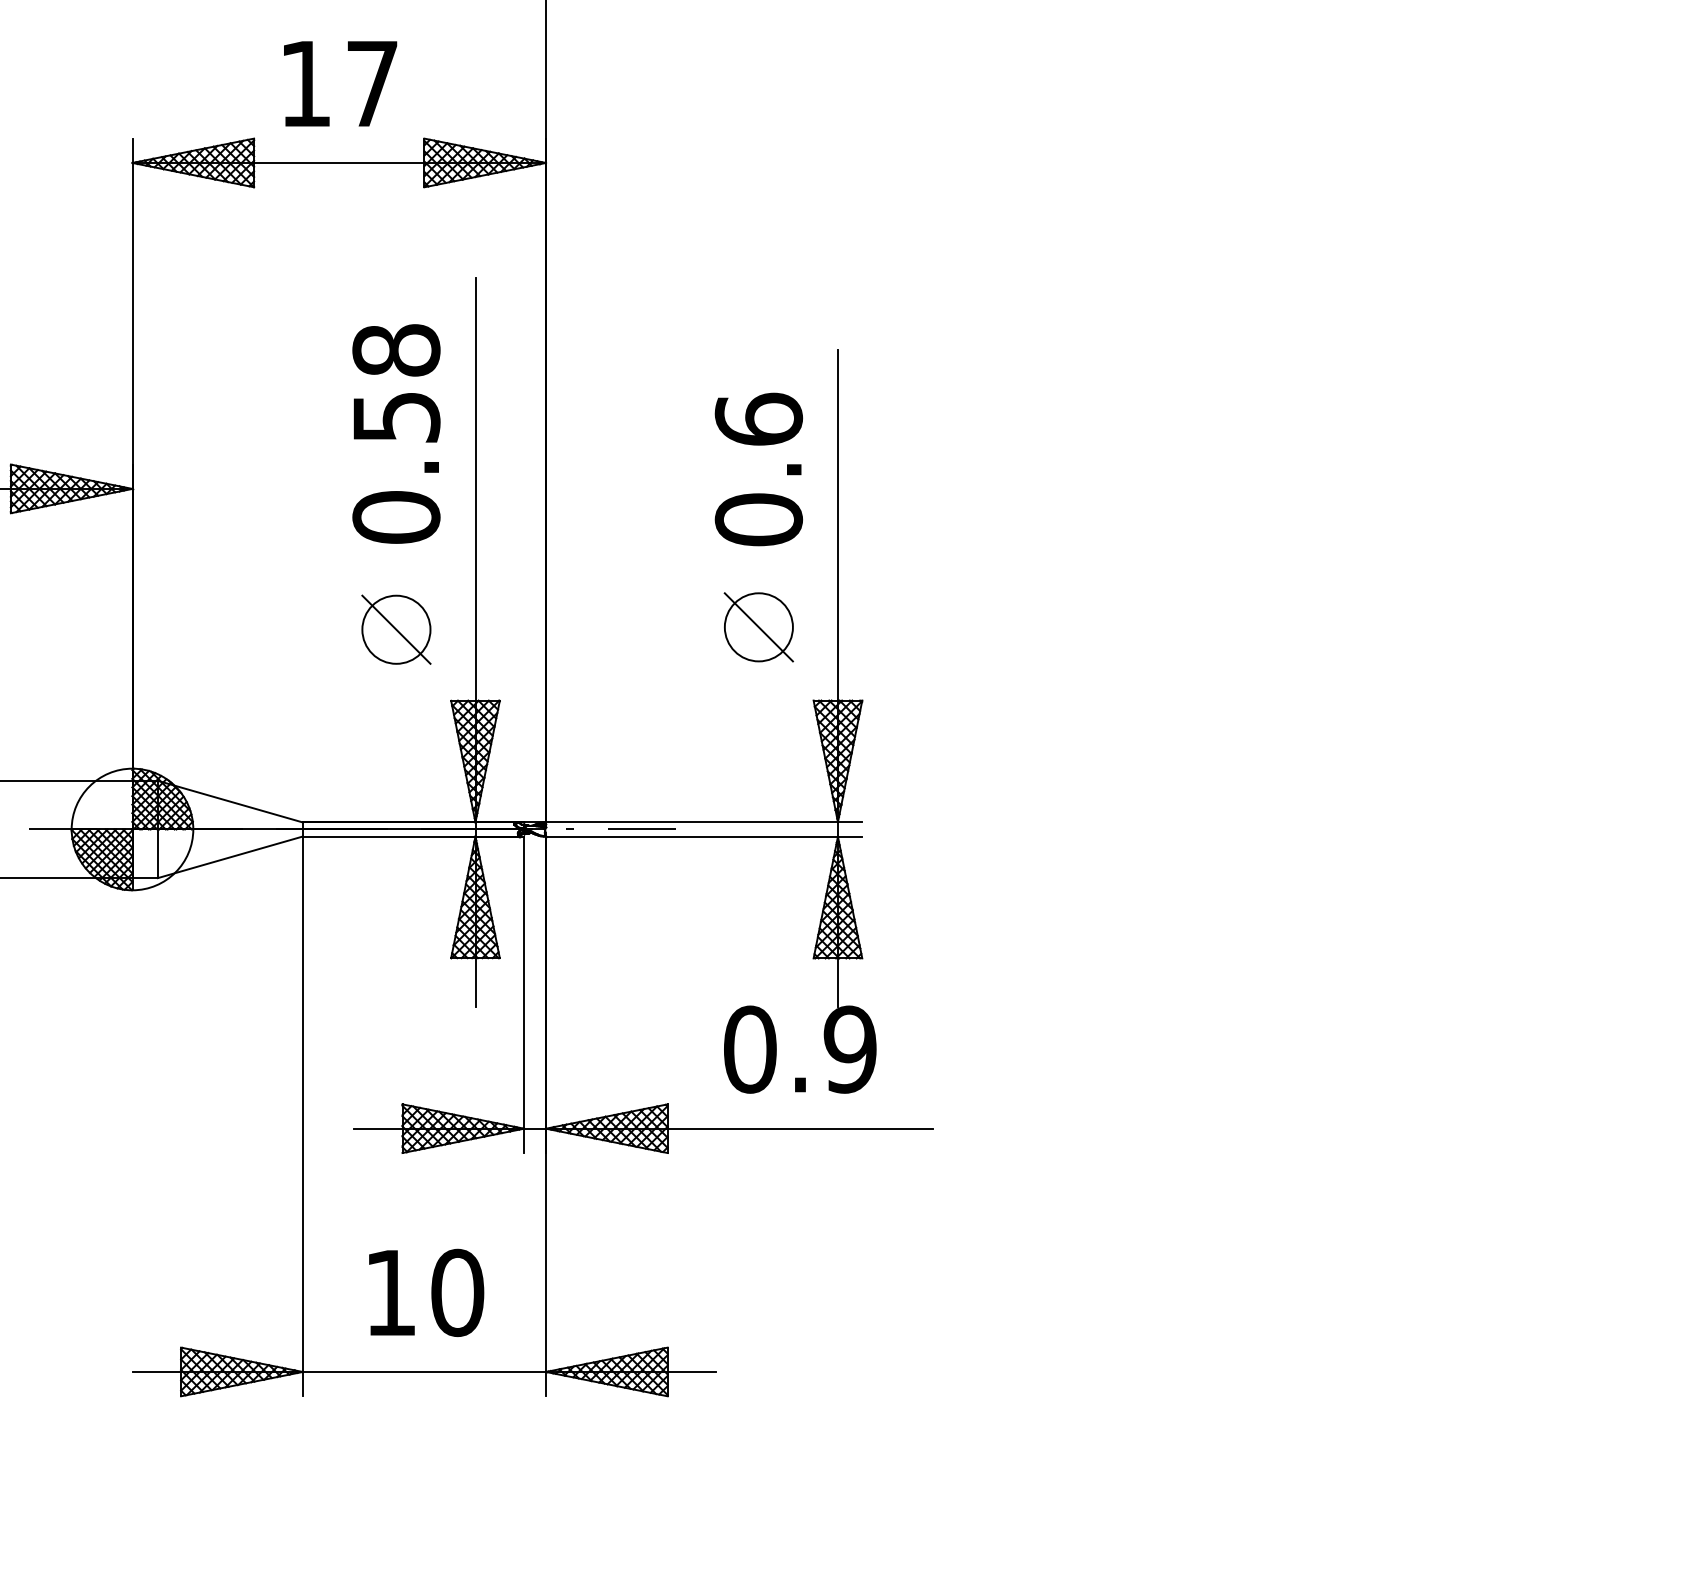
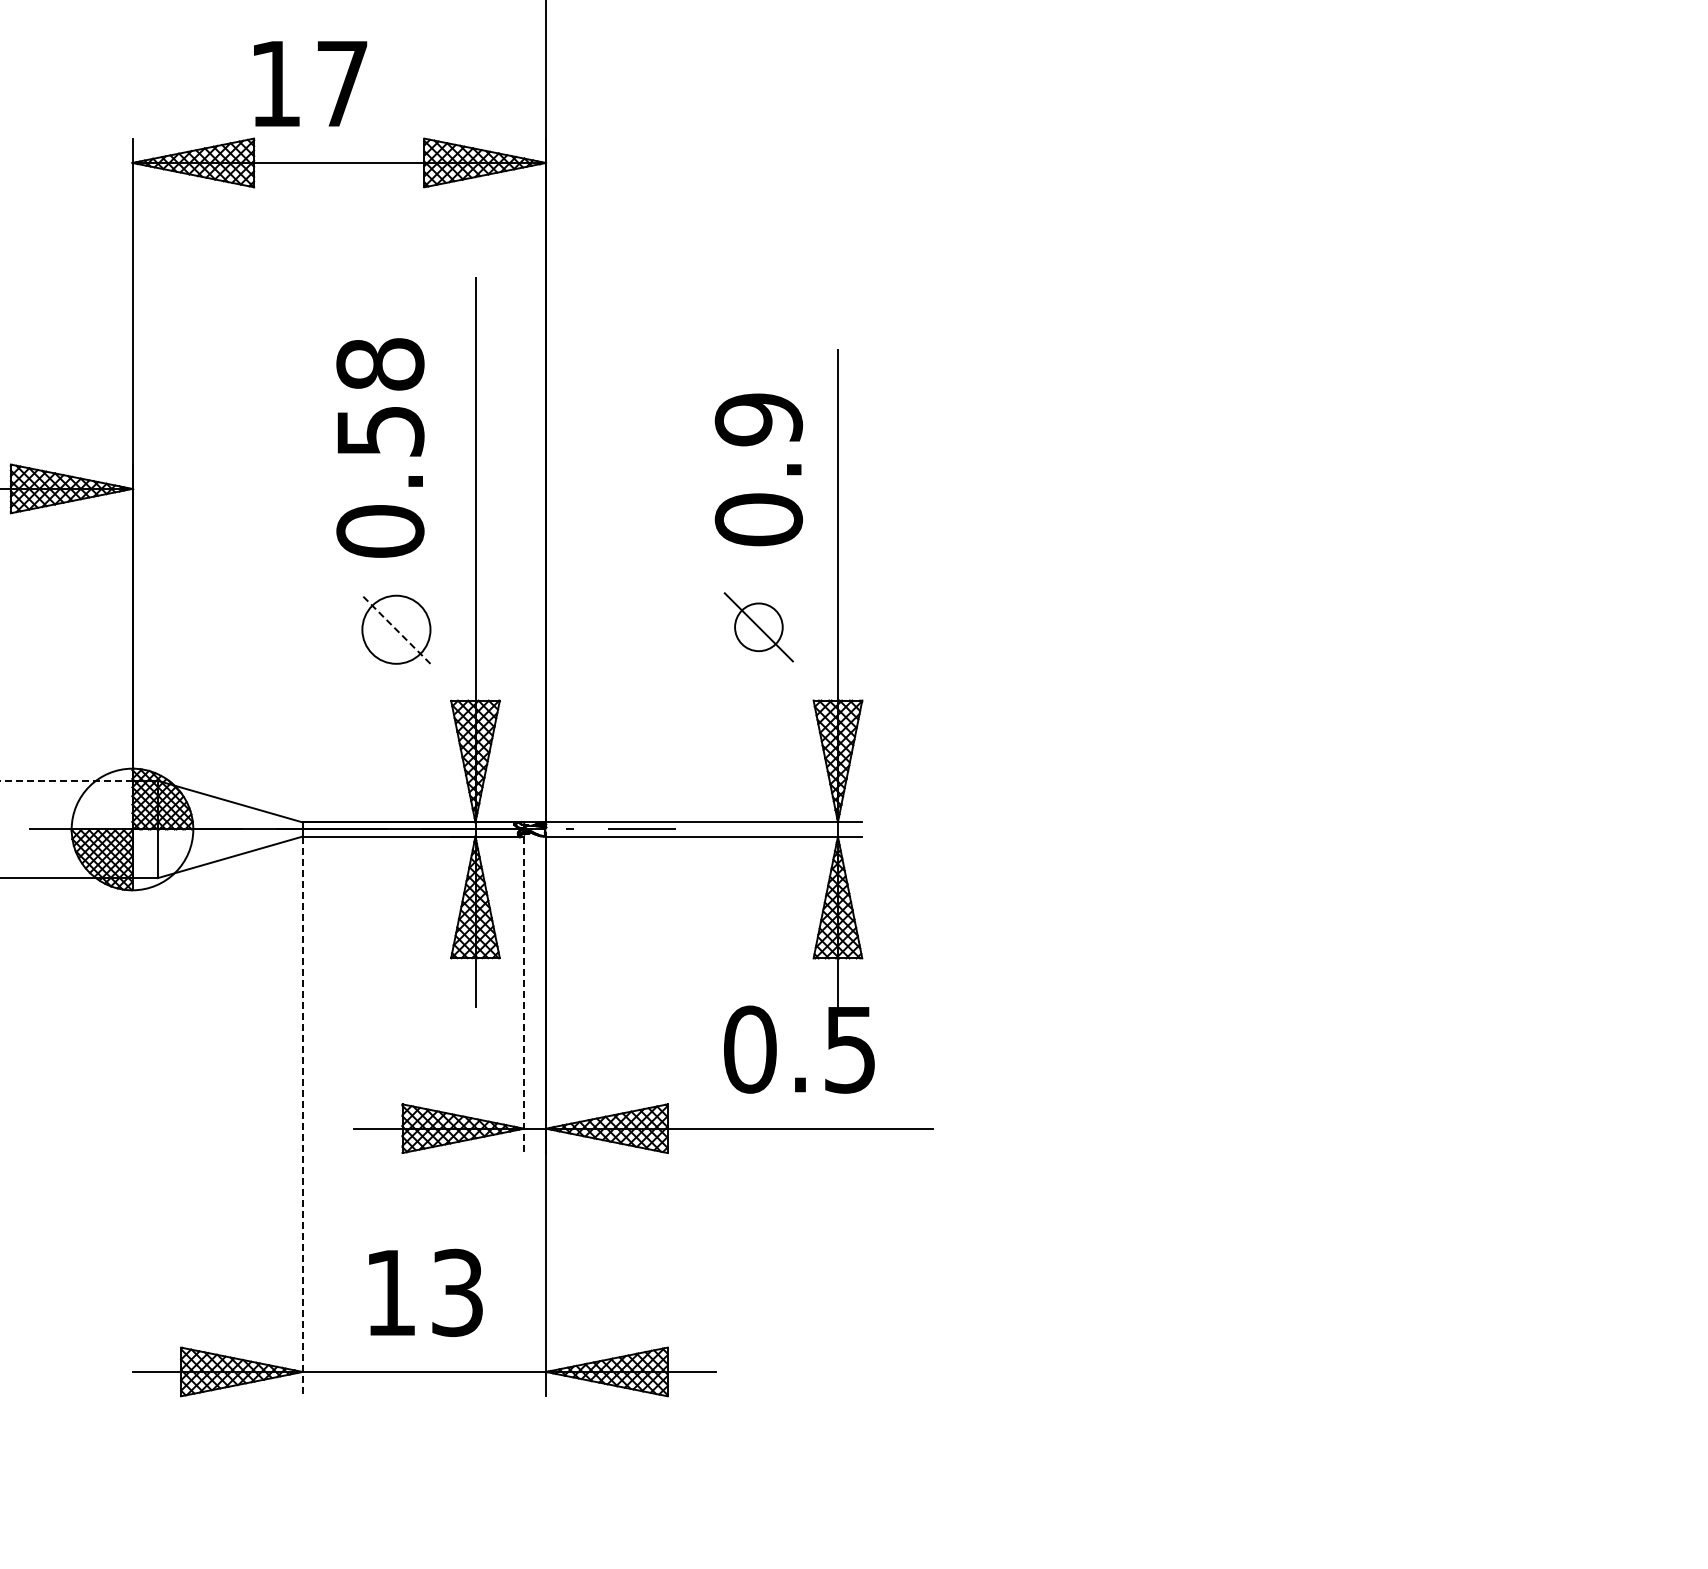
text position: (340, 83) -> (310, 83) (310, 83)
text: 0.6 -> 0.9 (758, 419)
text position: (396, 433) -> (380, 447) (380, 447)
circle diameter: 68 px -> 48 px (758, 627)
line: solid -> dashed (396, 629)
line: solid -> dashed (66, 780)
line: solid -> dashed (524, 995)
text: 0.9 -> 0.5 (849, 1049)
line: solid -> dashed (302, 1116)
text: 10 -> 13 (457, 1292)
